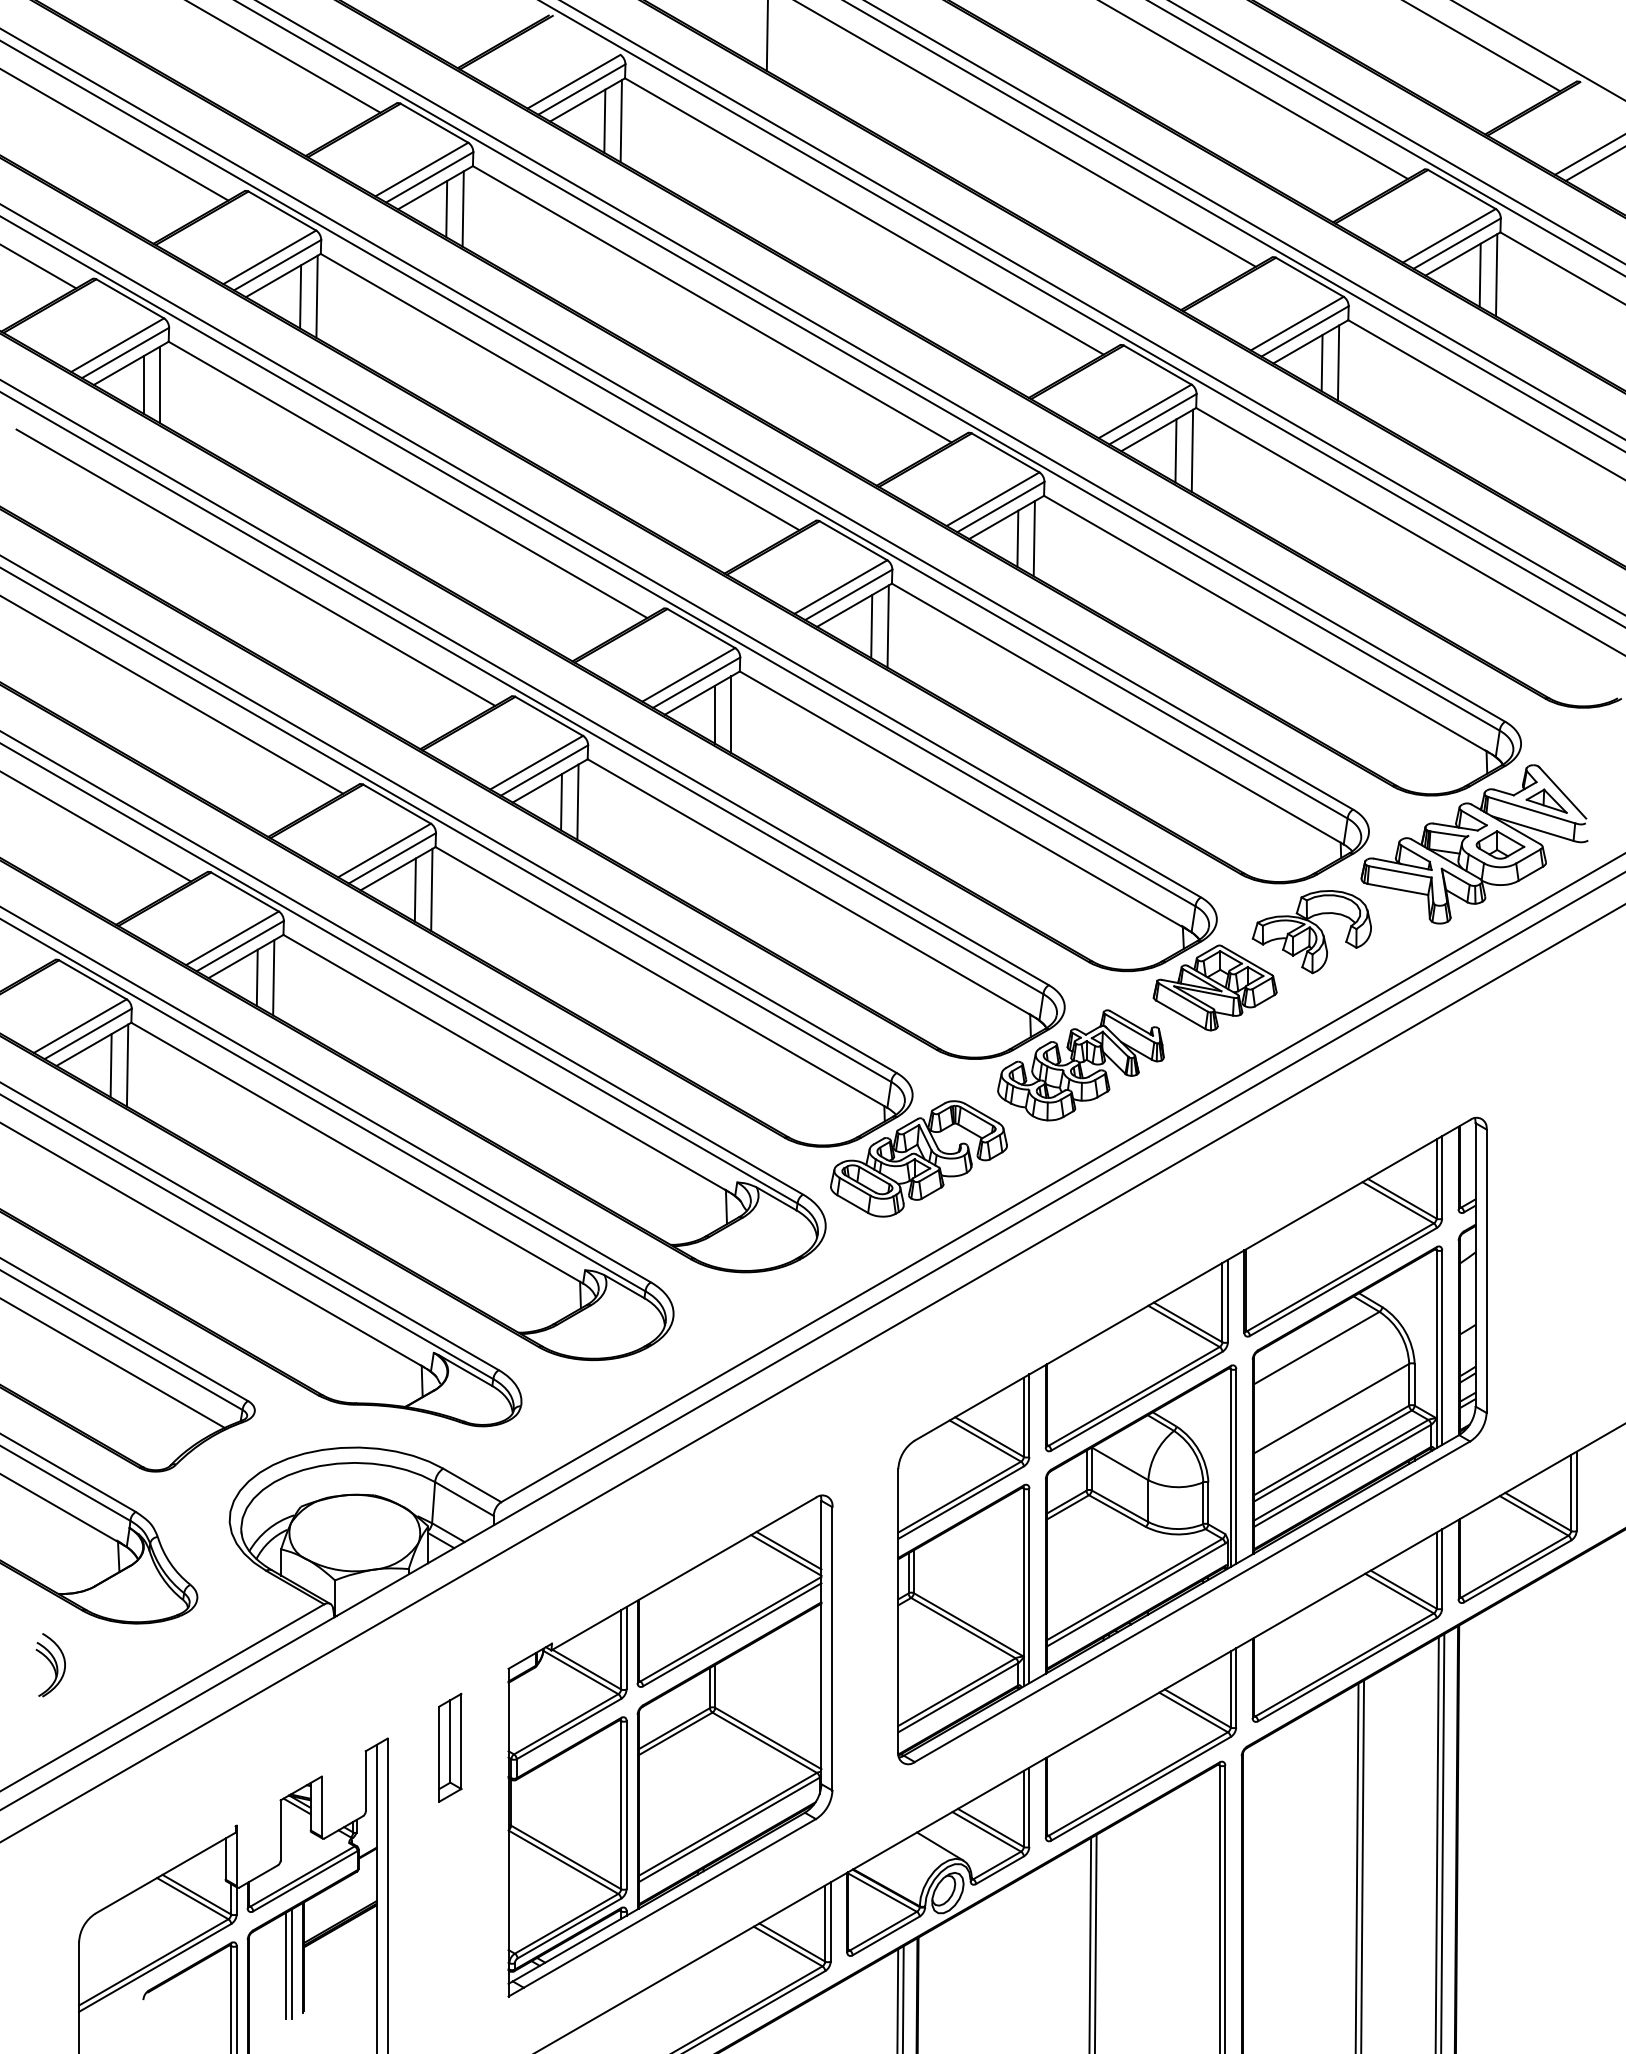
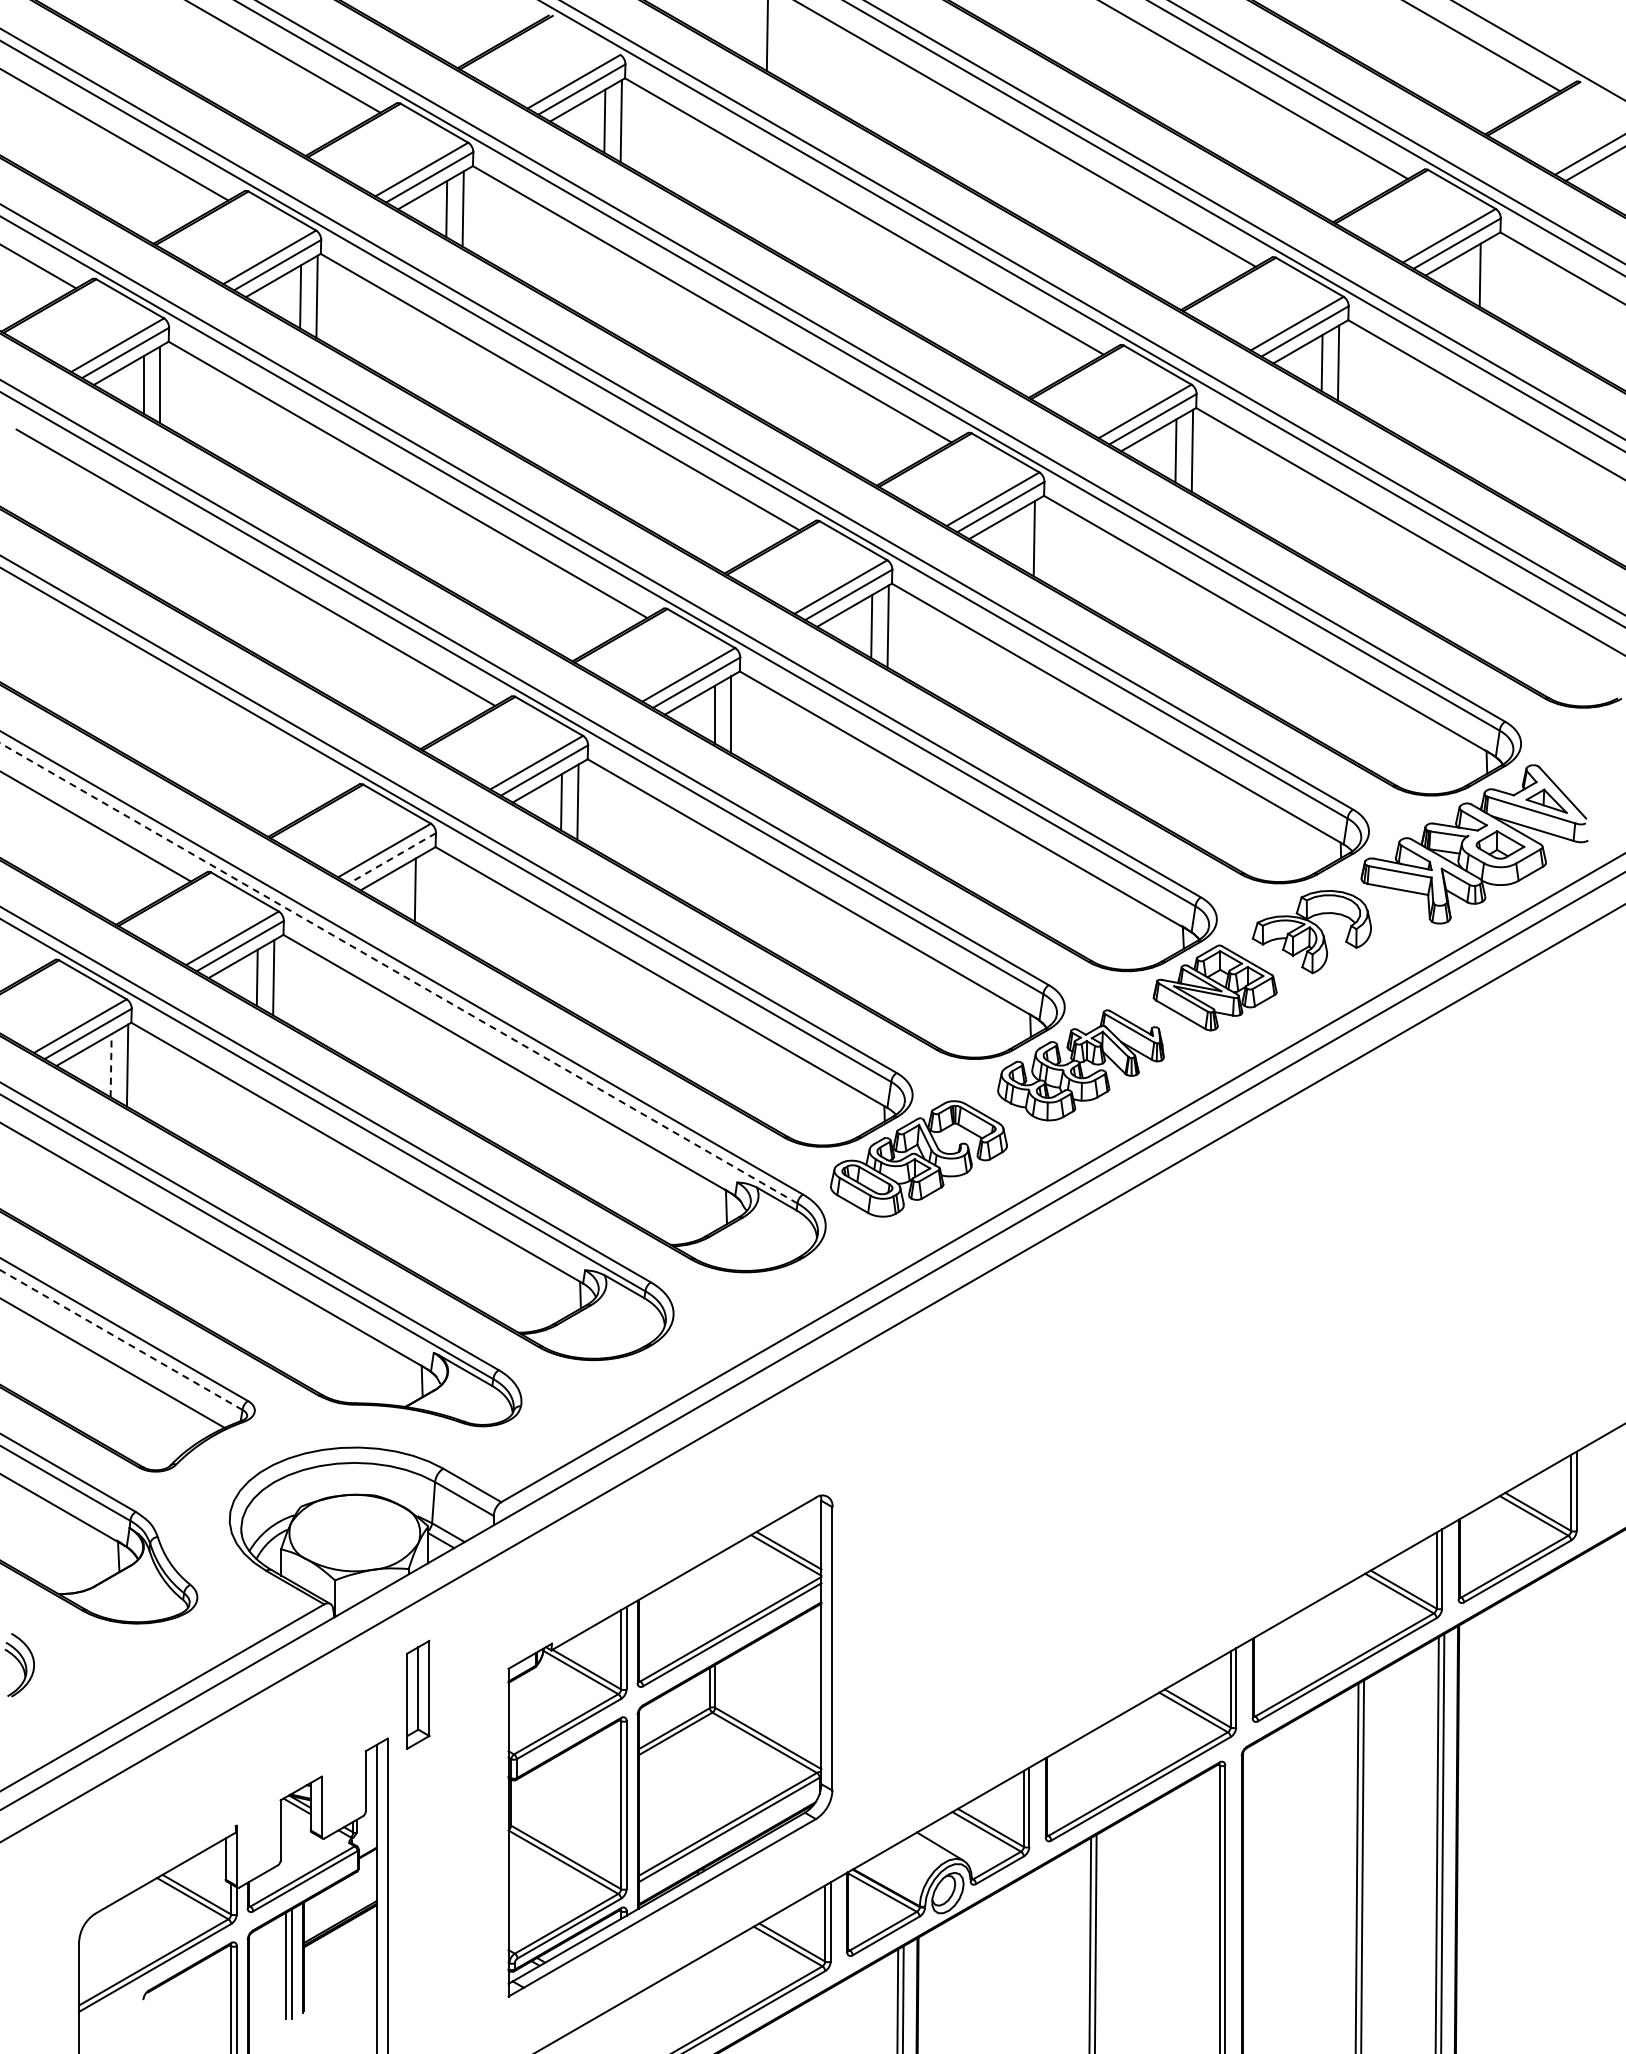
line: present -> none (1496, 275)
line: present -> none (1017, 538)
line: present -> none (172, 694)
line: solid -> dashed (391, 858)
line: present -> none (431, 889)
line: solid -> dashed (398, 973)
line: solid -> dashed (111, 1065)
line: solid -> dashed (121, 1340)
part: present -> none (1192, 1440)
part position: (50, 1665) -> (19, 1665) (19, 1665)
part position: (450, 1747) -> (418, 1694) (418, 1694)
